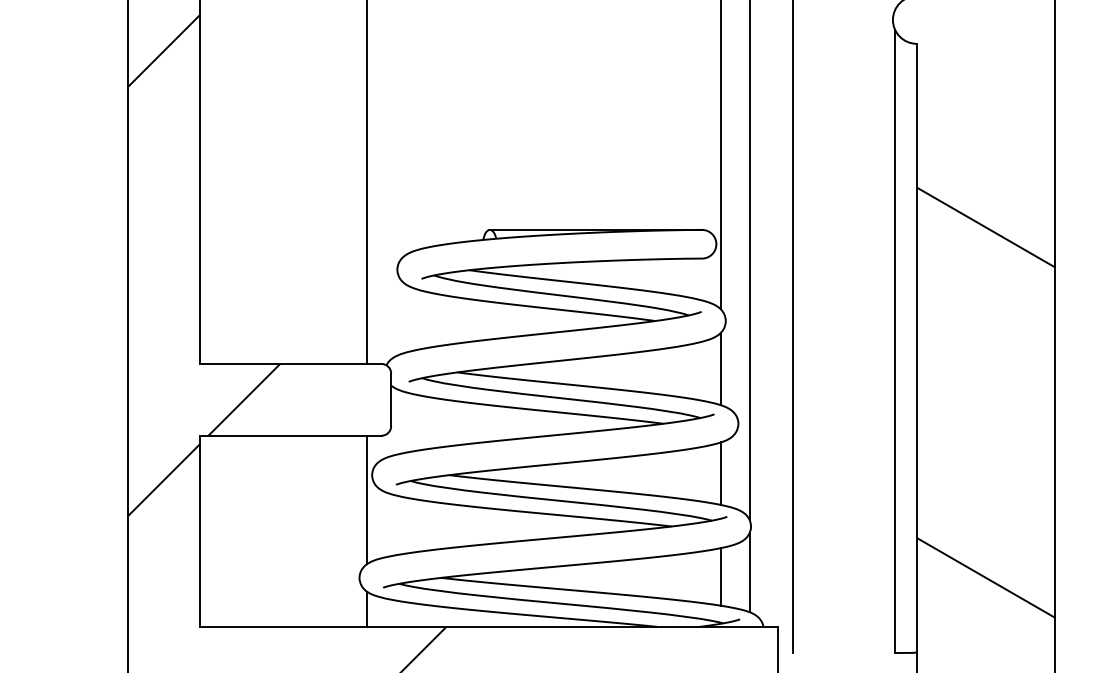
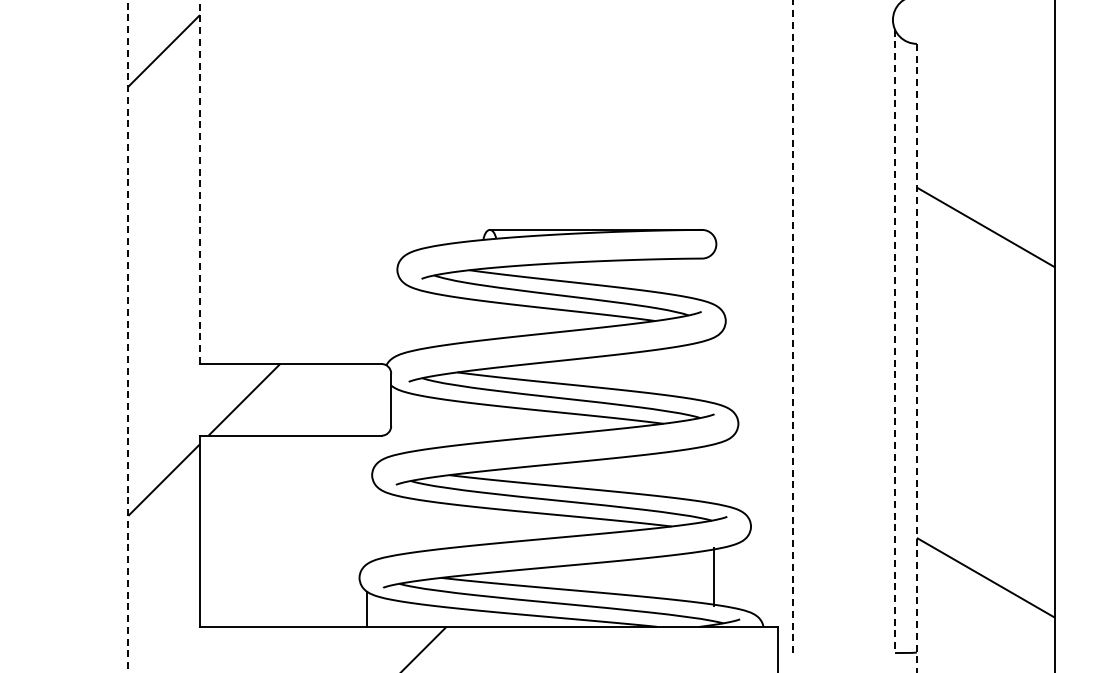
line: present -> none (720, 155)
line: solid -> dashed (200, 182)
line: present -> none (367, 183)
line: present -> none (749, 260)
line: solid -> dashed (793, 326)
line: solid -> dashed (128, 336)
line: solid -> dashed (895, 341)
line: solid -> dashed (916, 358)
line: present -> none (720, 368)
line: present -> none (720, 473)
line: present -> none (367, 499)
line: present -> none (749, 572)
line position: (720, 576) -> (713, 576) (713, 576)
